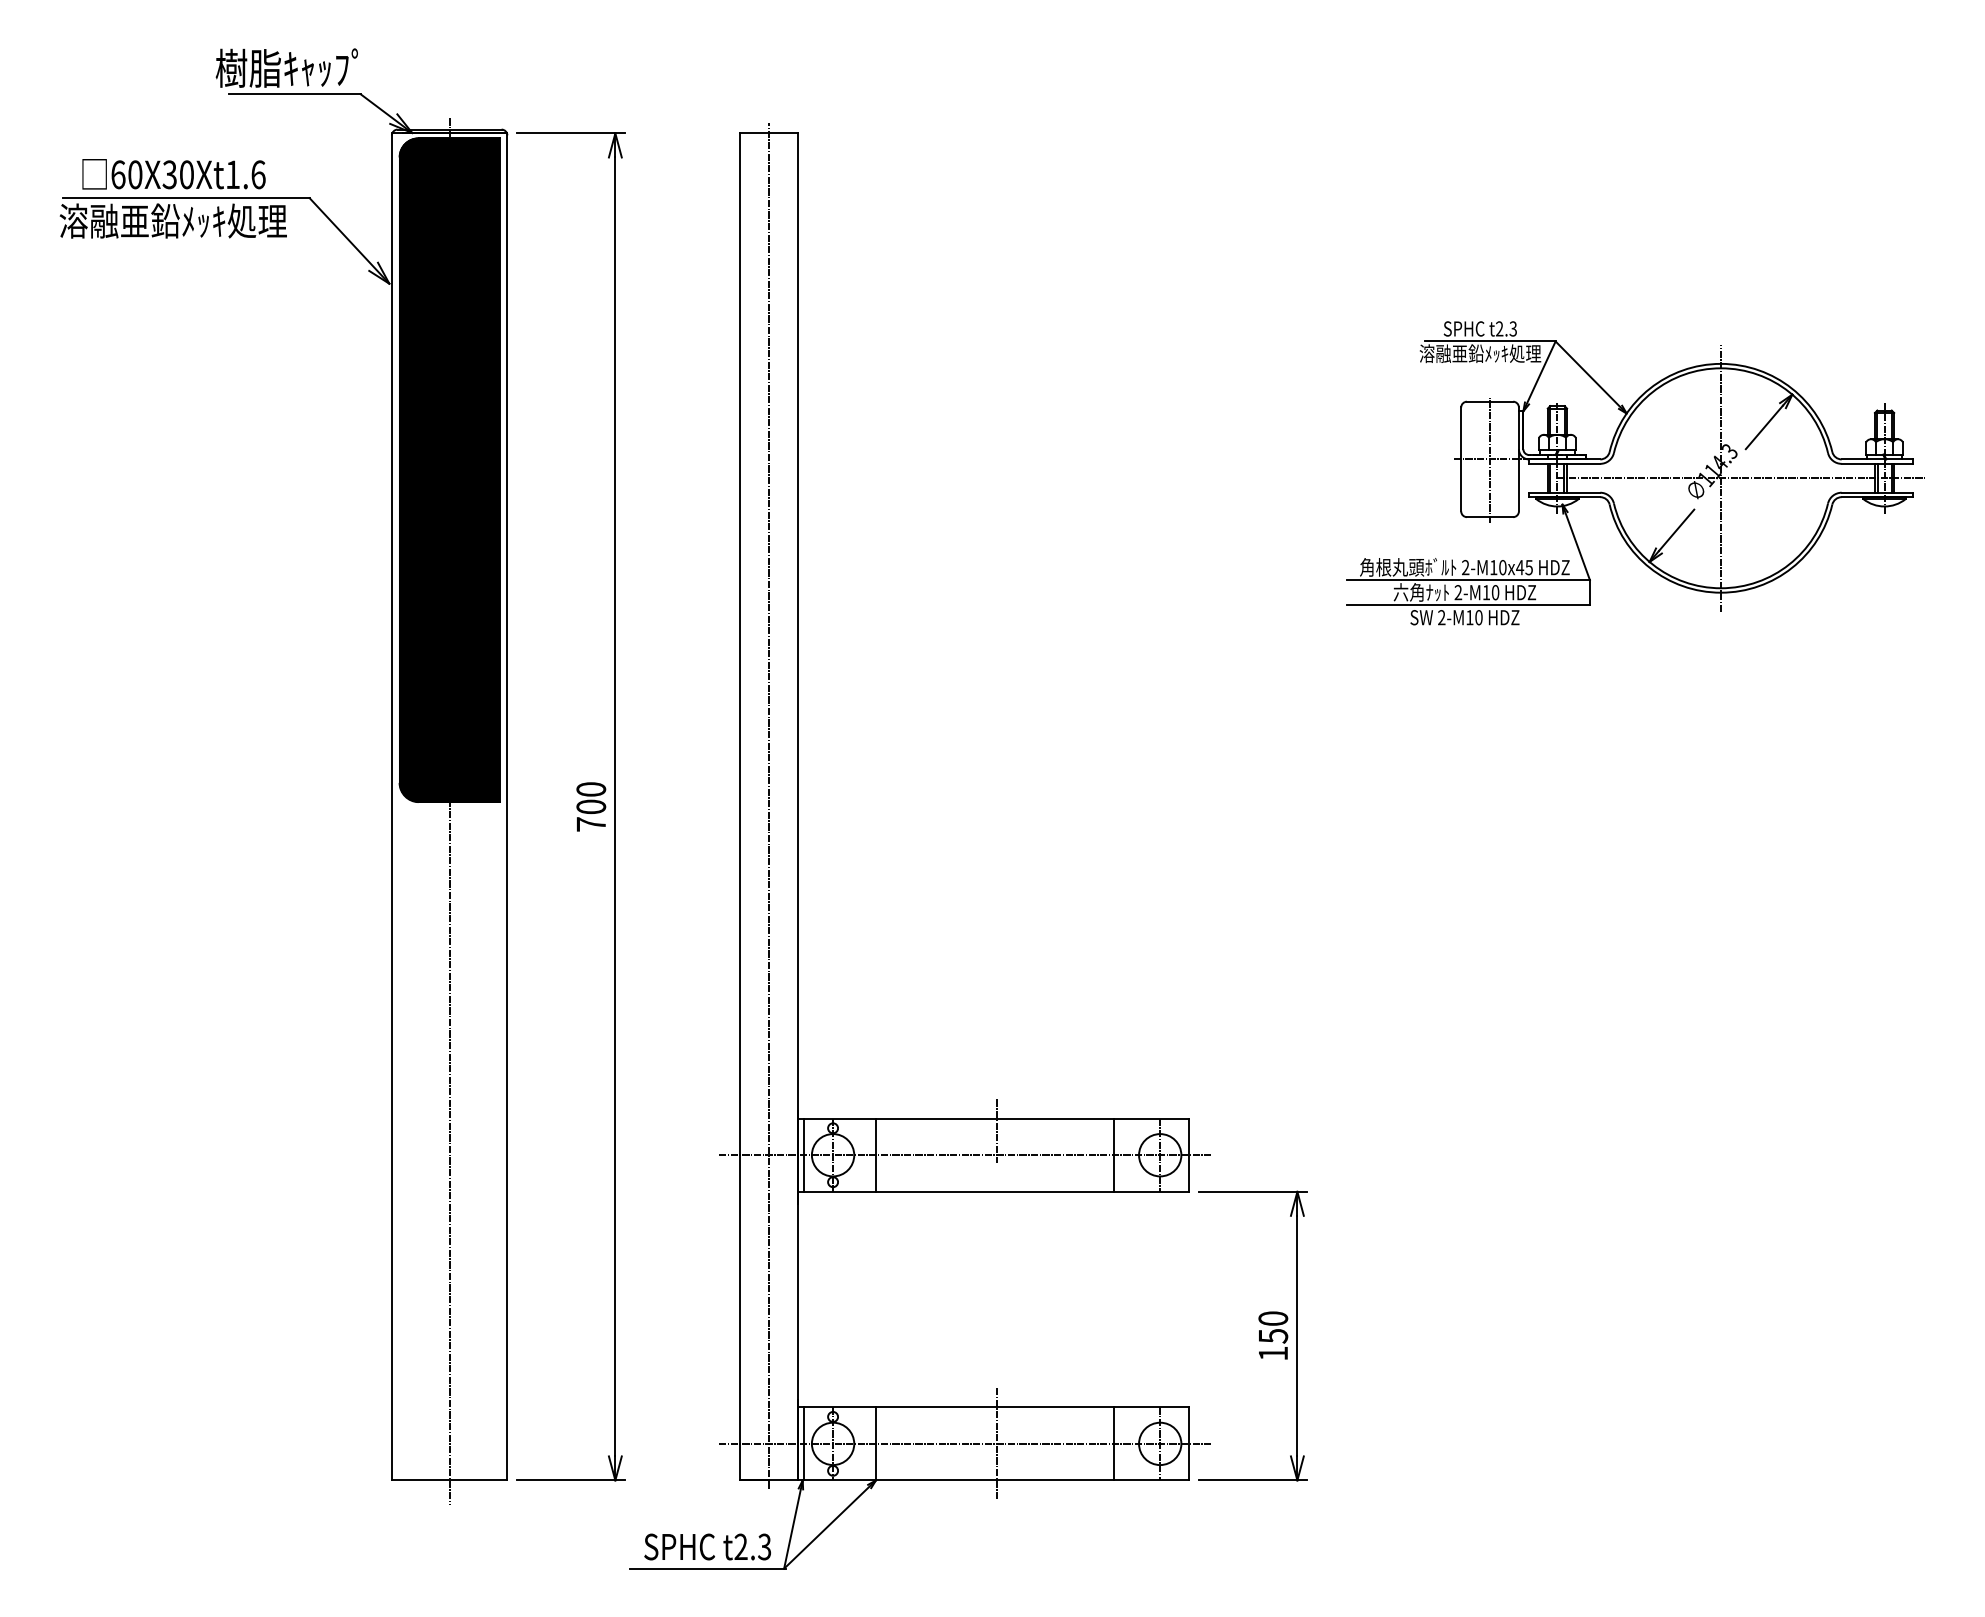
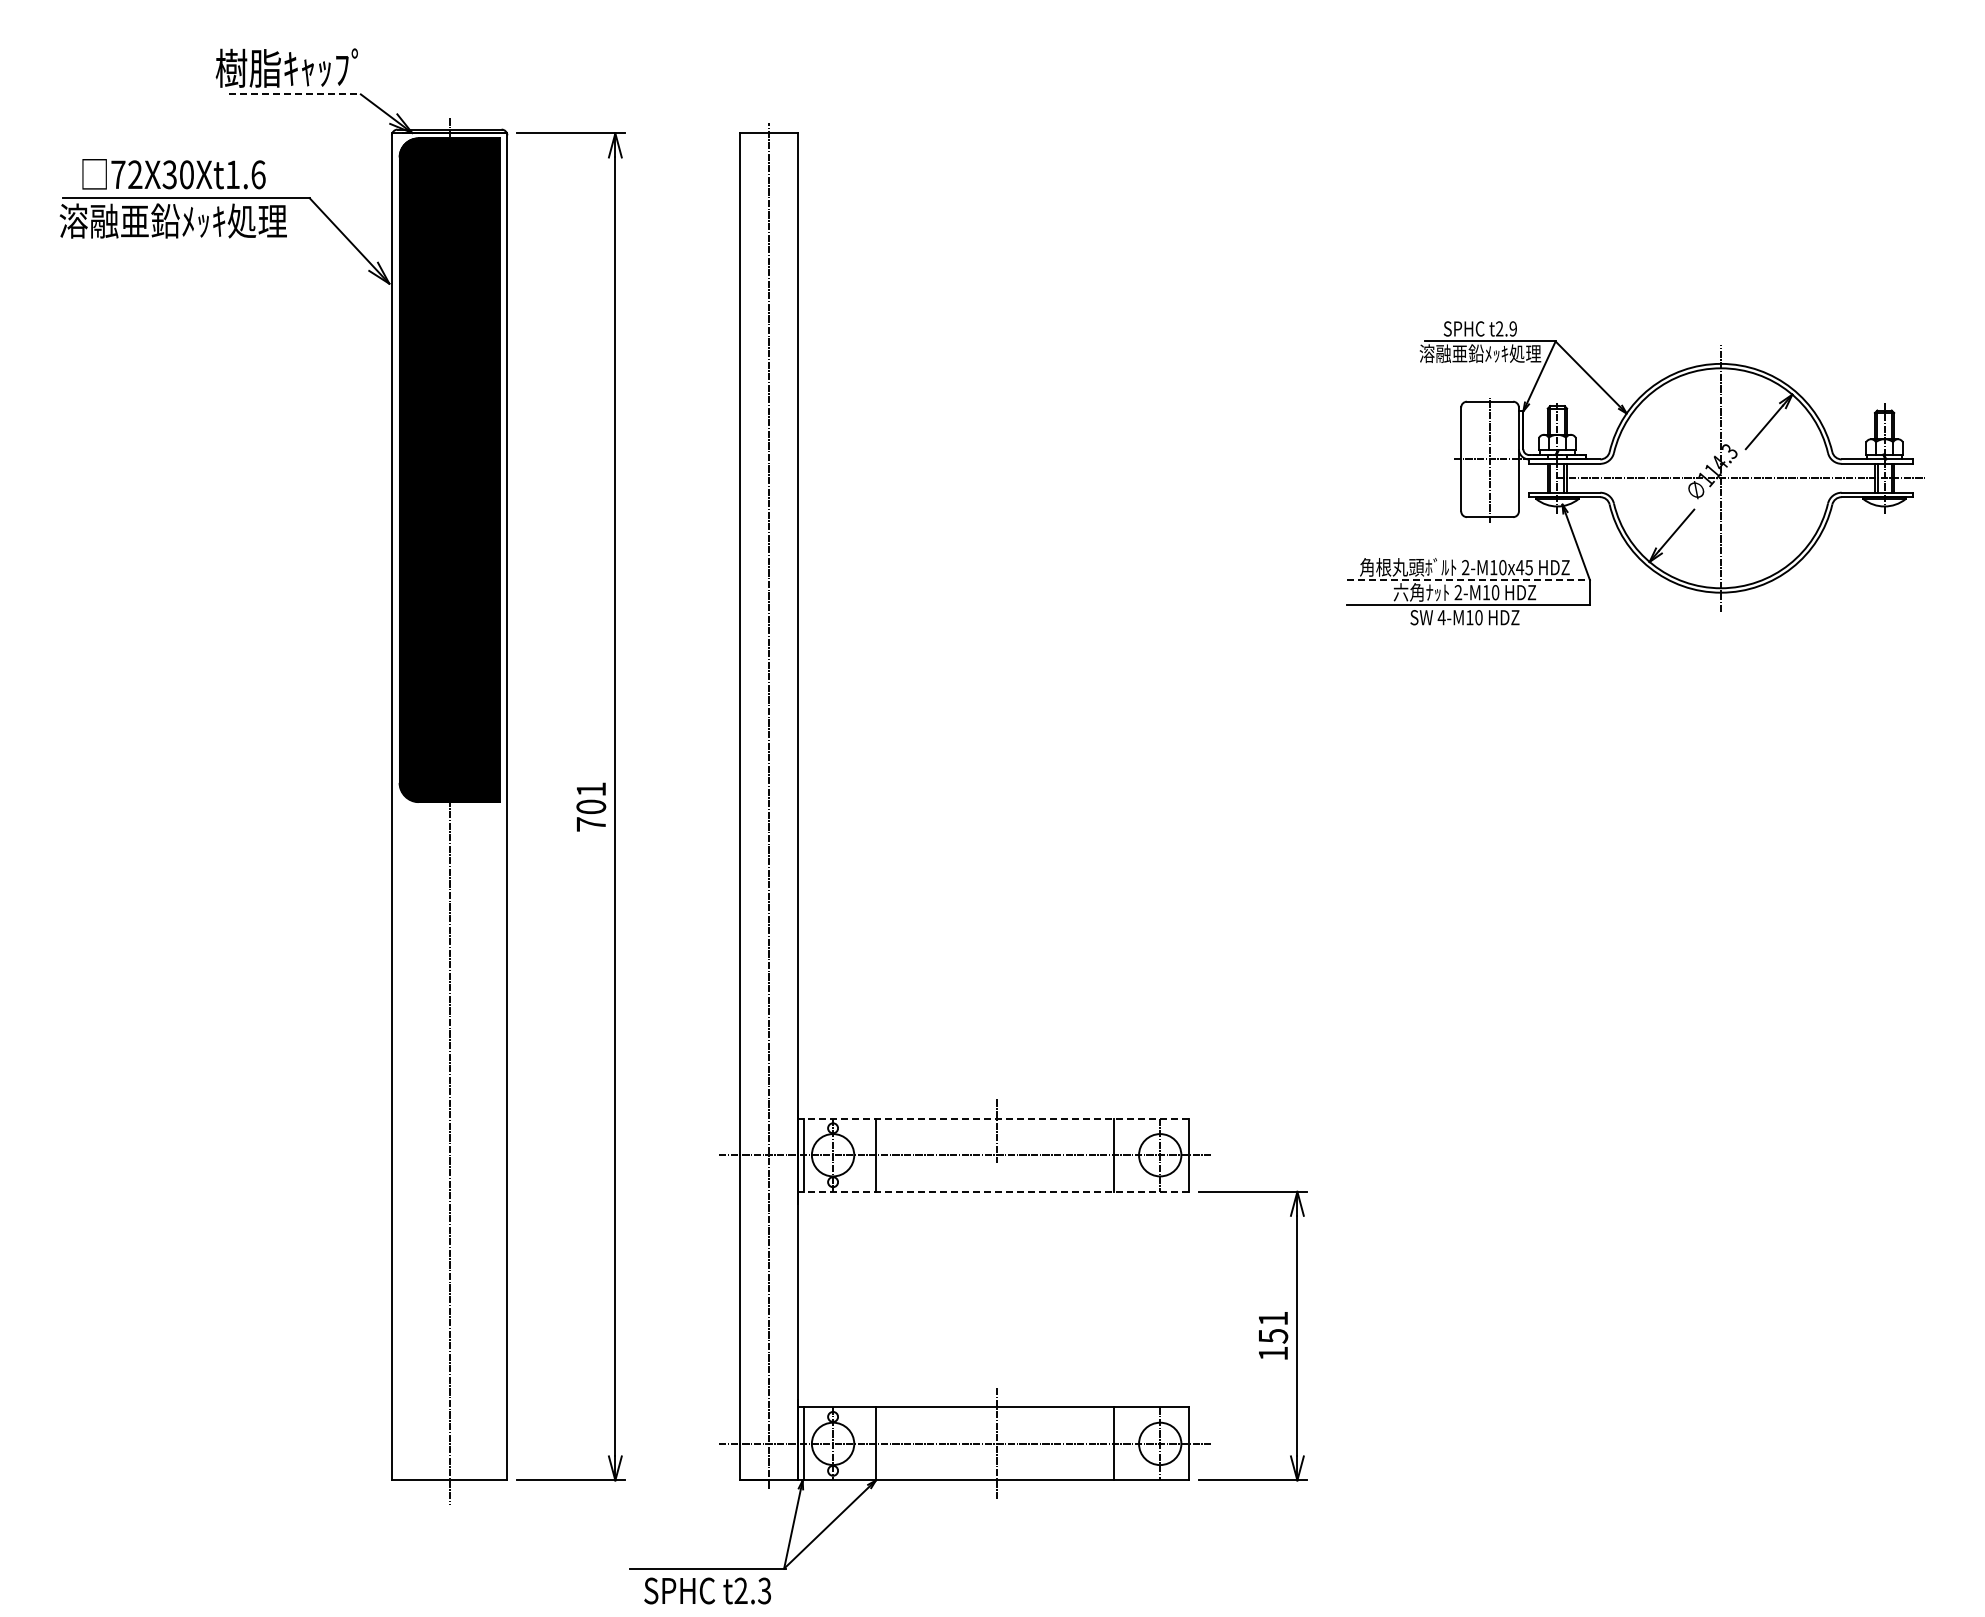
line: solid -> dashed (295, 94)
text: 60X30Xt1.6 -> 72X30Xt1.6 (126, 174)
text: t2.3 -> t2.9 (1512, 328)
line: solid -> dashed (1469, 580)
text: 2-M10 -> 4-M10 (1441, 617)
text: 700 -> 701 (591, 789)
line: solid -> dashed (993, 1118)
line: solid -> dashed (993, 1191)
text: 150 -> 151 (1273, 1318)
text position: (707, 1546) -> (707, 1590) (707, 1590)
